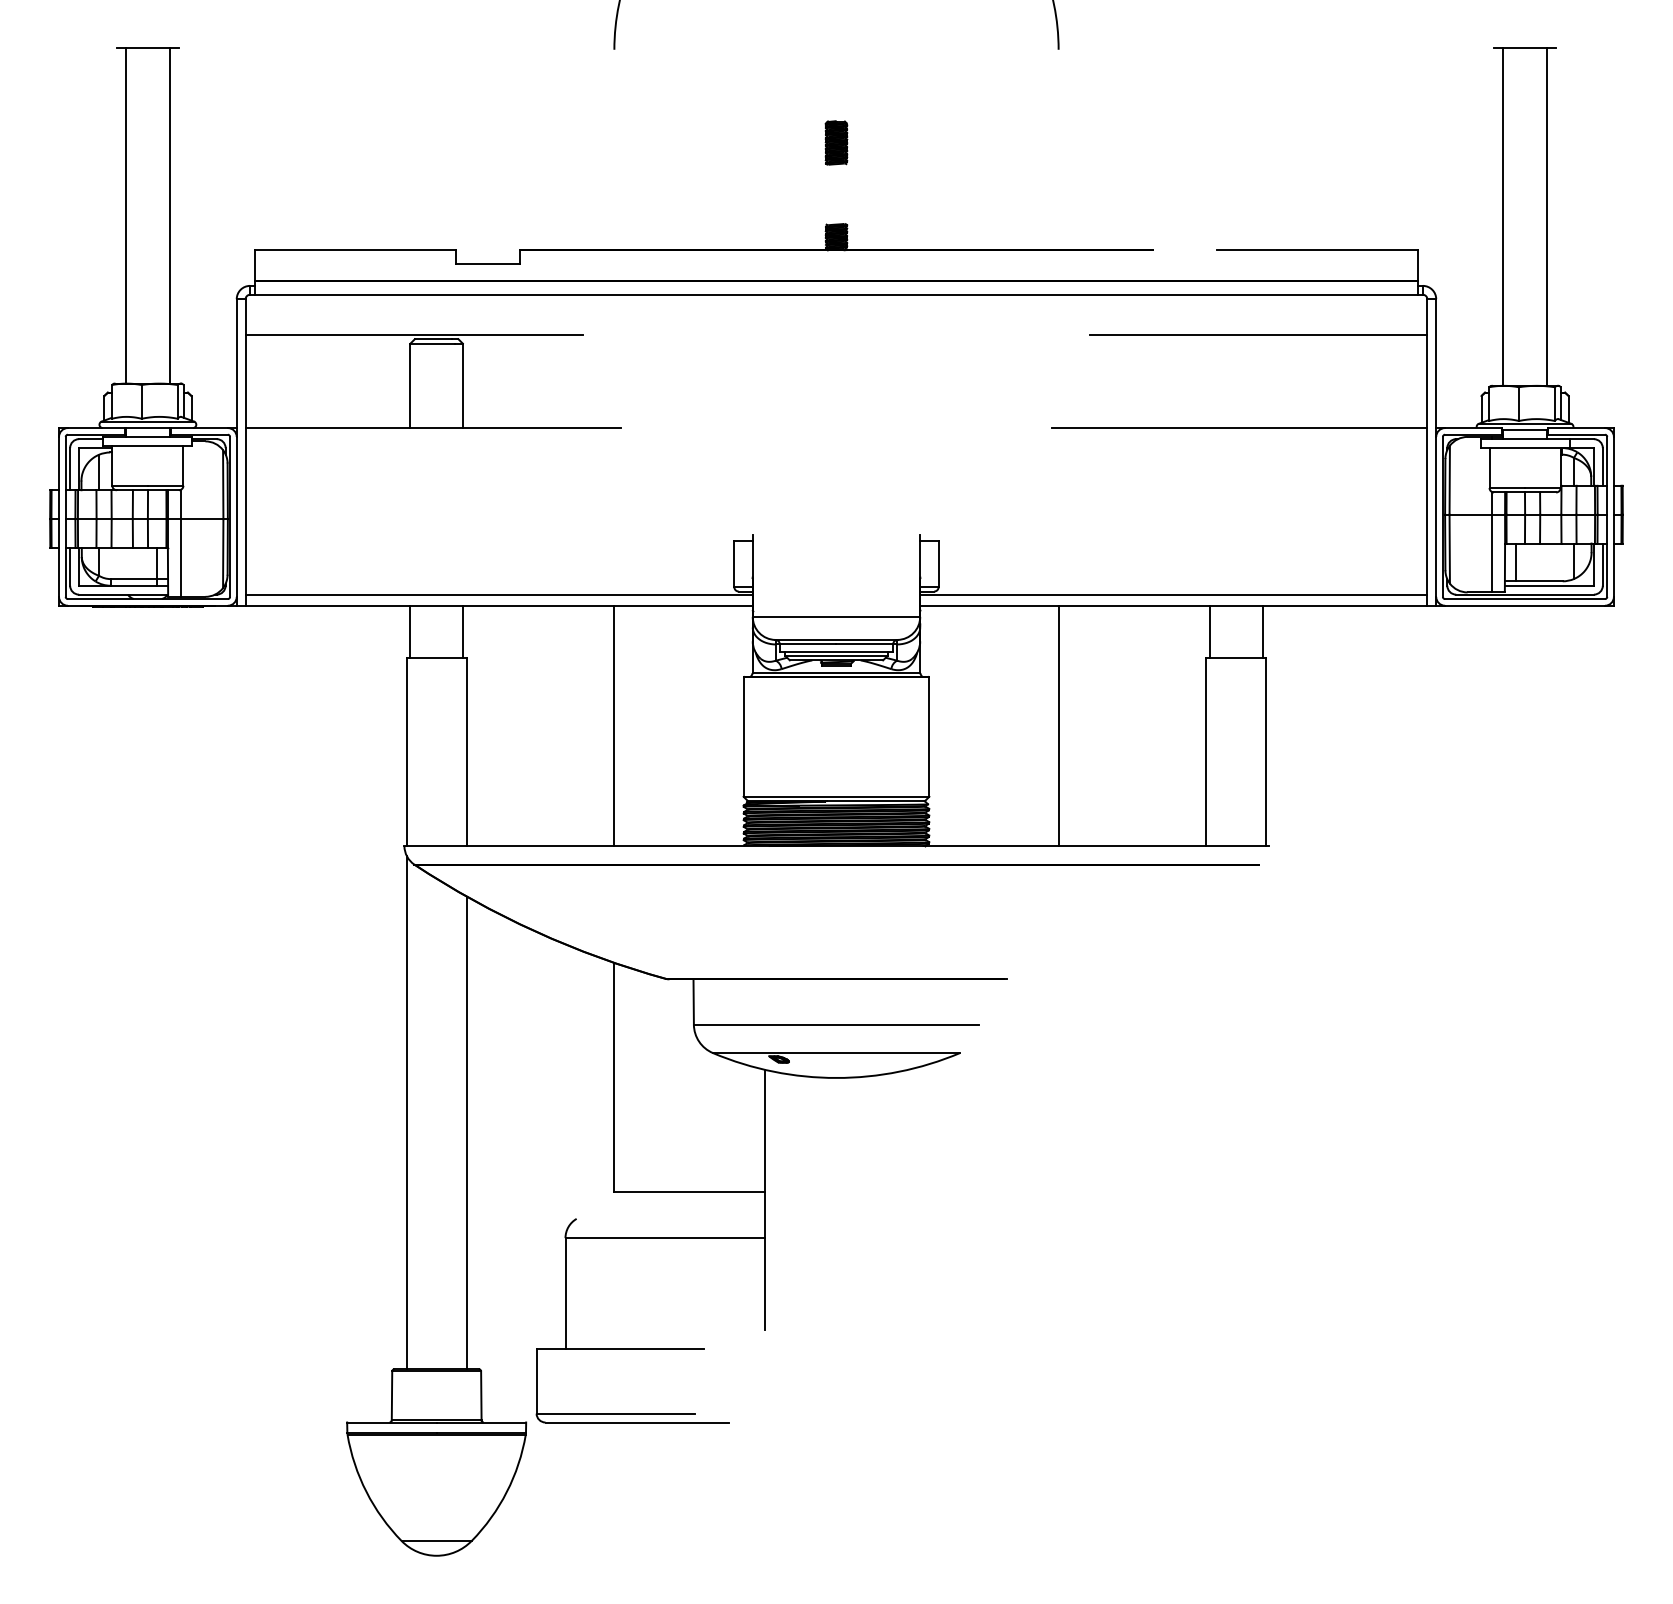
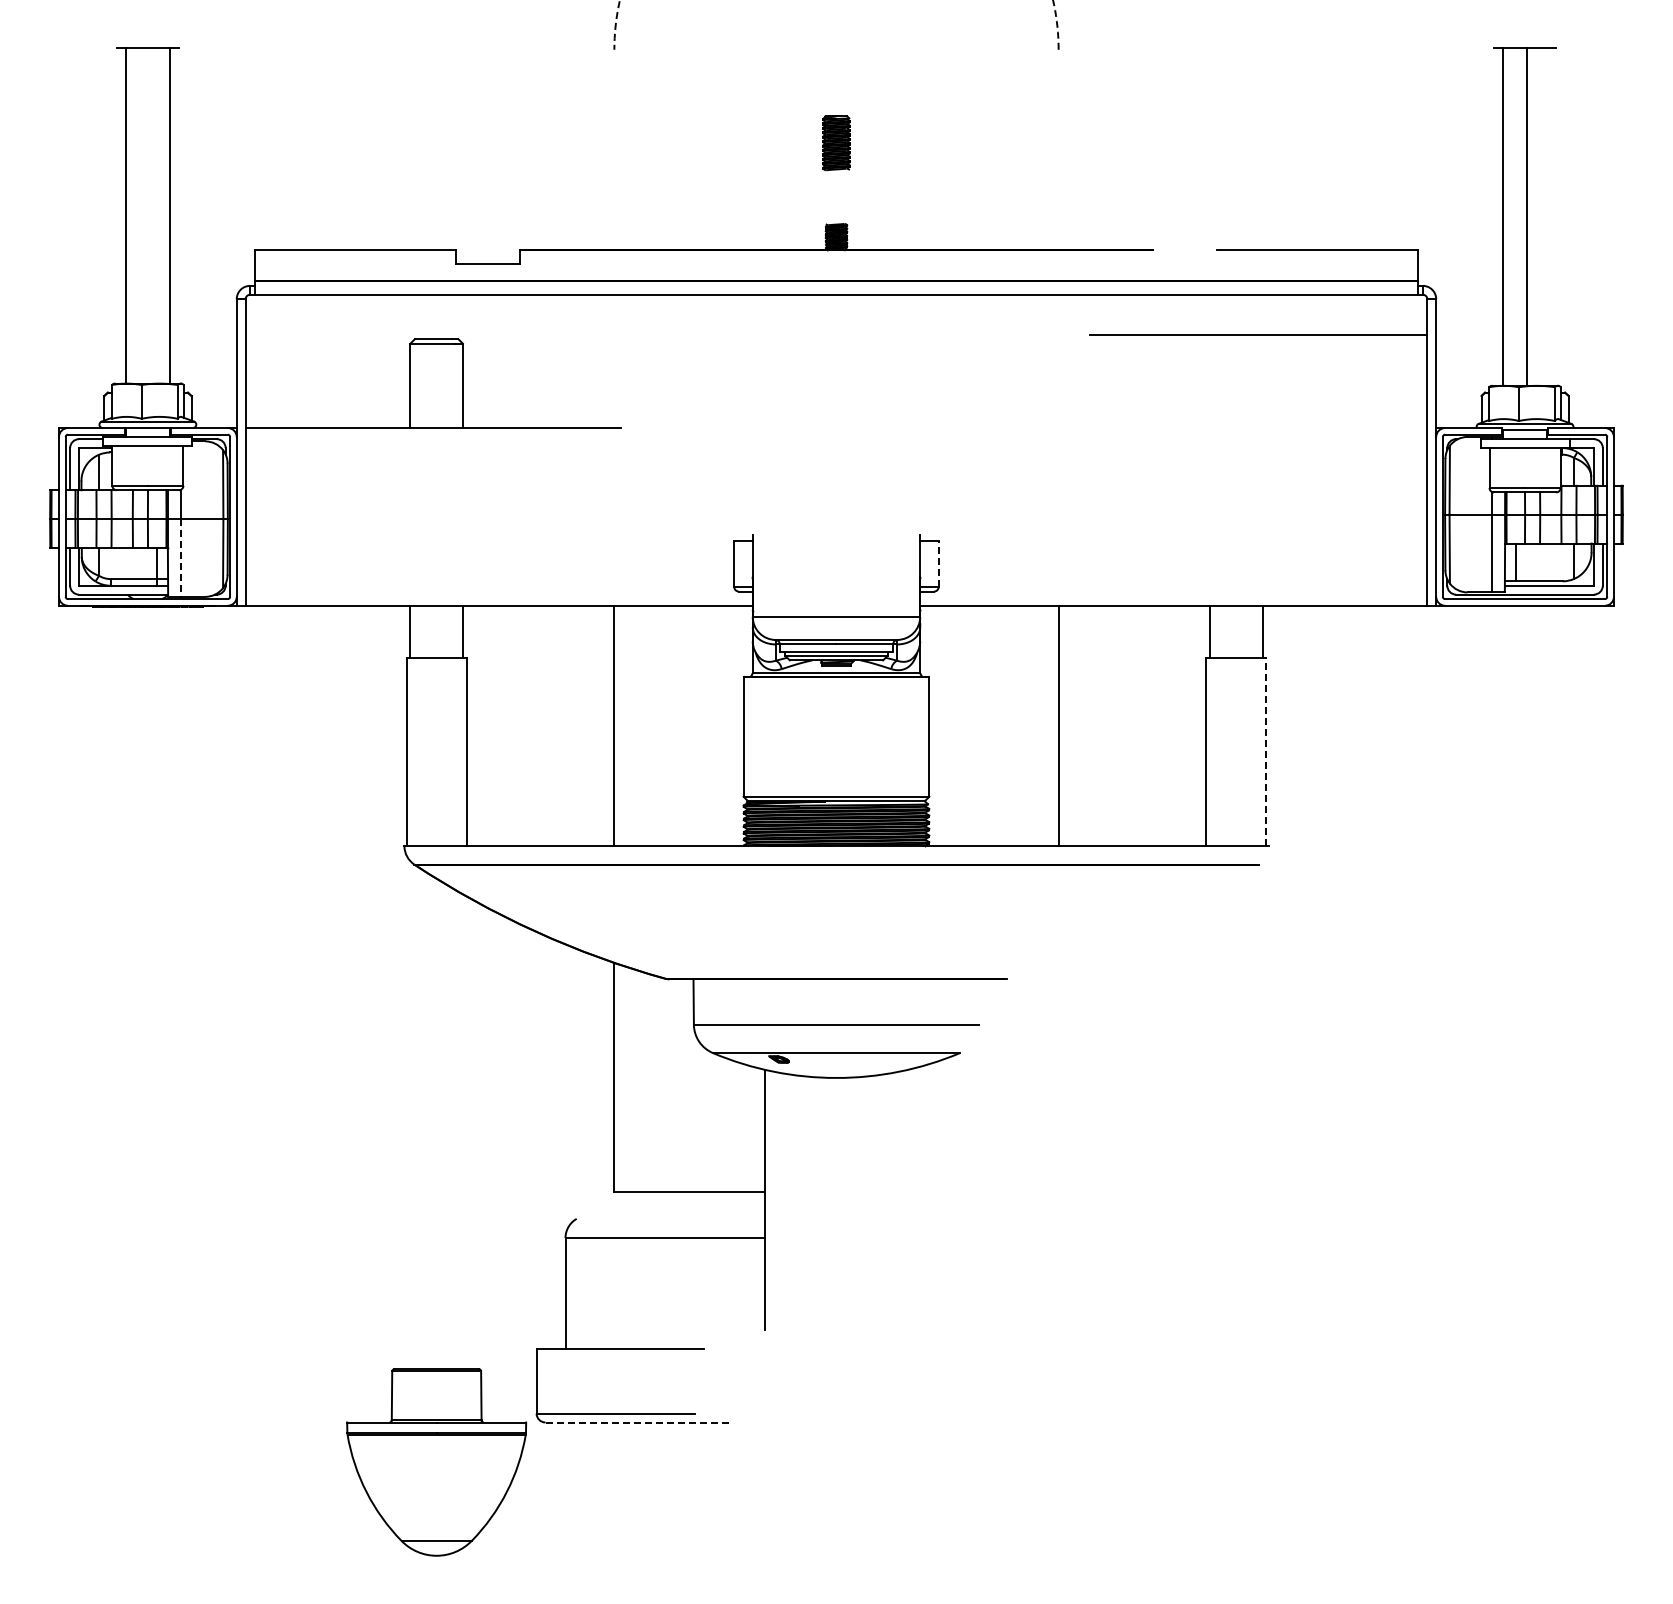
arc: solid -> dashed (619, 0)
part size: 25x46 px -> 29x57 px (836, 143)
line position: (1547, 216) -> (1527, 216) (1527, 216)
line: present -> none (414, 334)
line: present -> none (1239, 428)
line: solid -> dashed (181, 558)
line: solid -> dashed (938, 564)
line: present -> none (498, 594)
line: present -> none (1173, 594)
line: solid -> dashed (1266, 752)
line: present -> none (406, 1112)
line: present -> none (466, 1132)
line: solid -> dashed (637, 1422)
